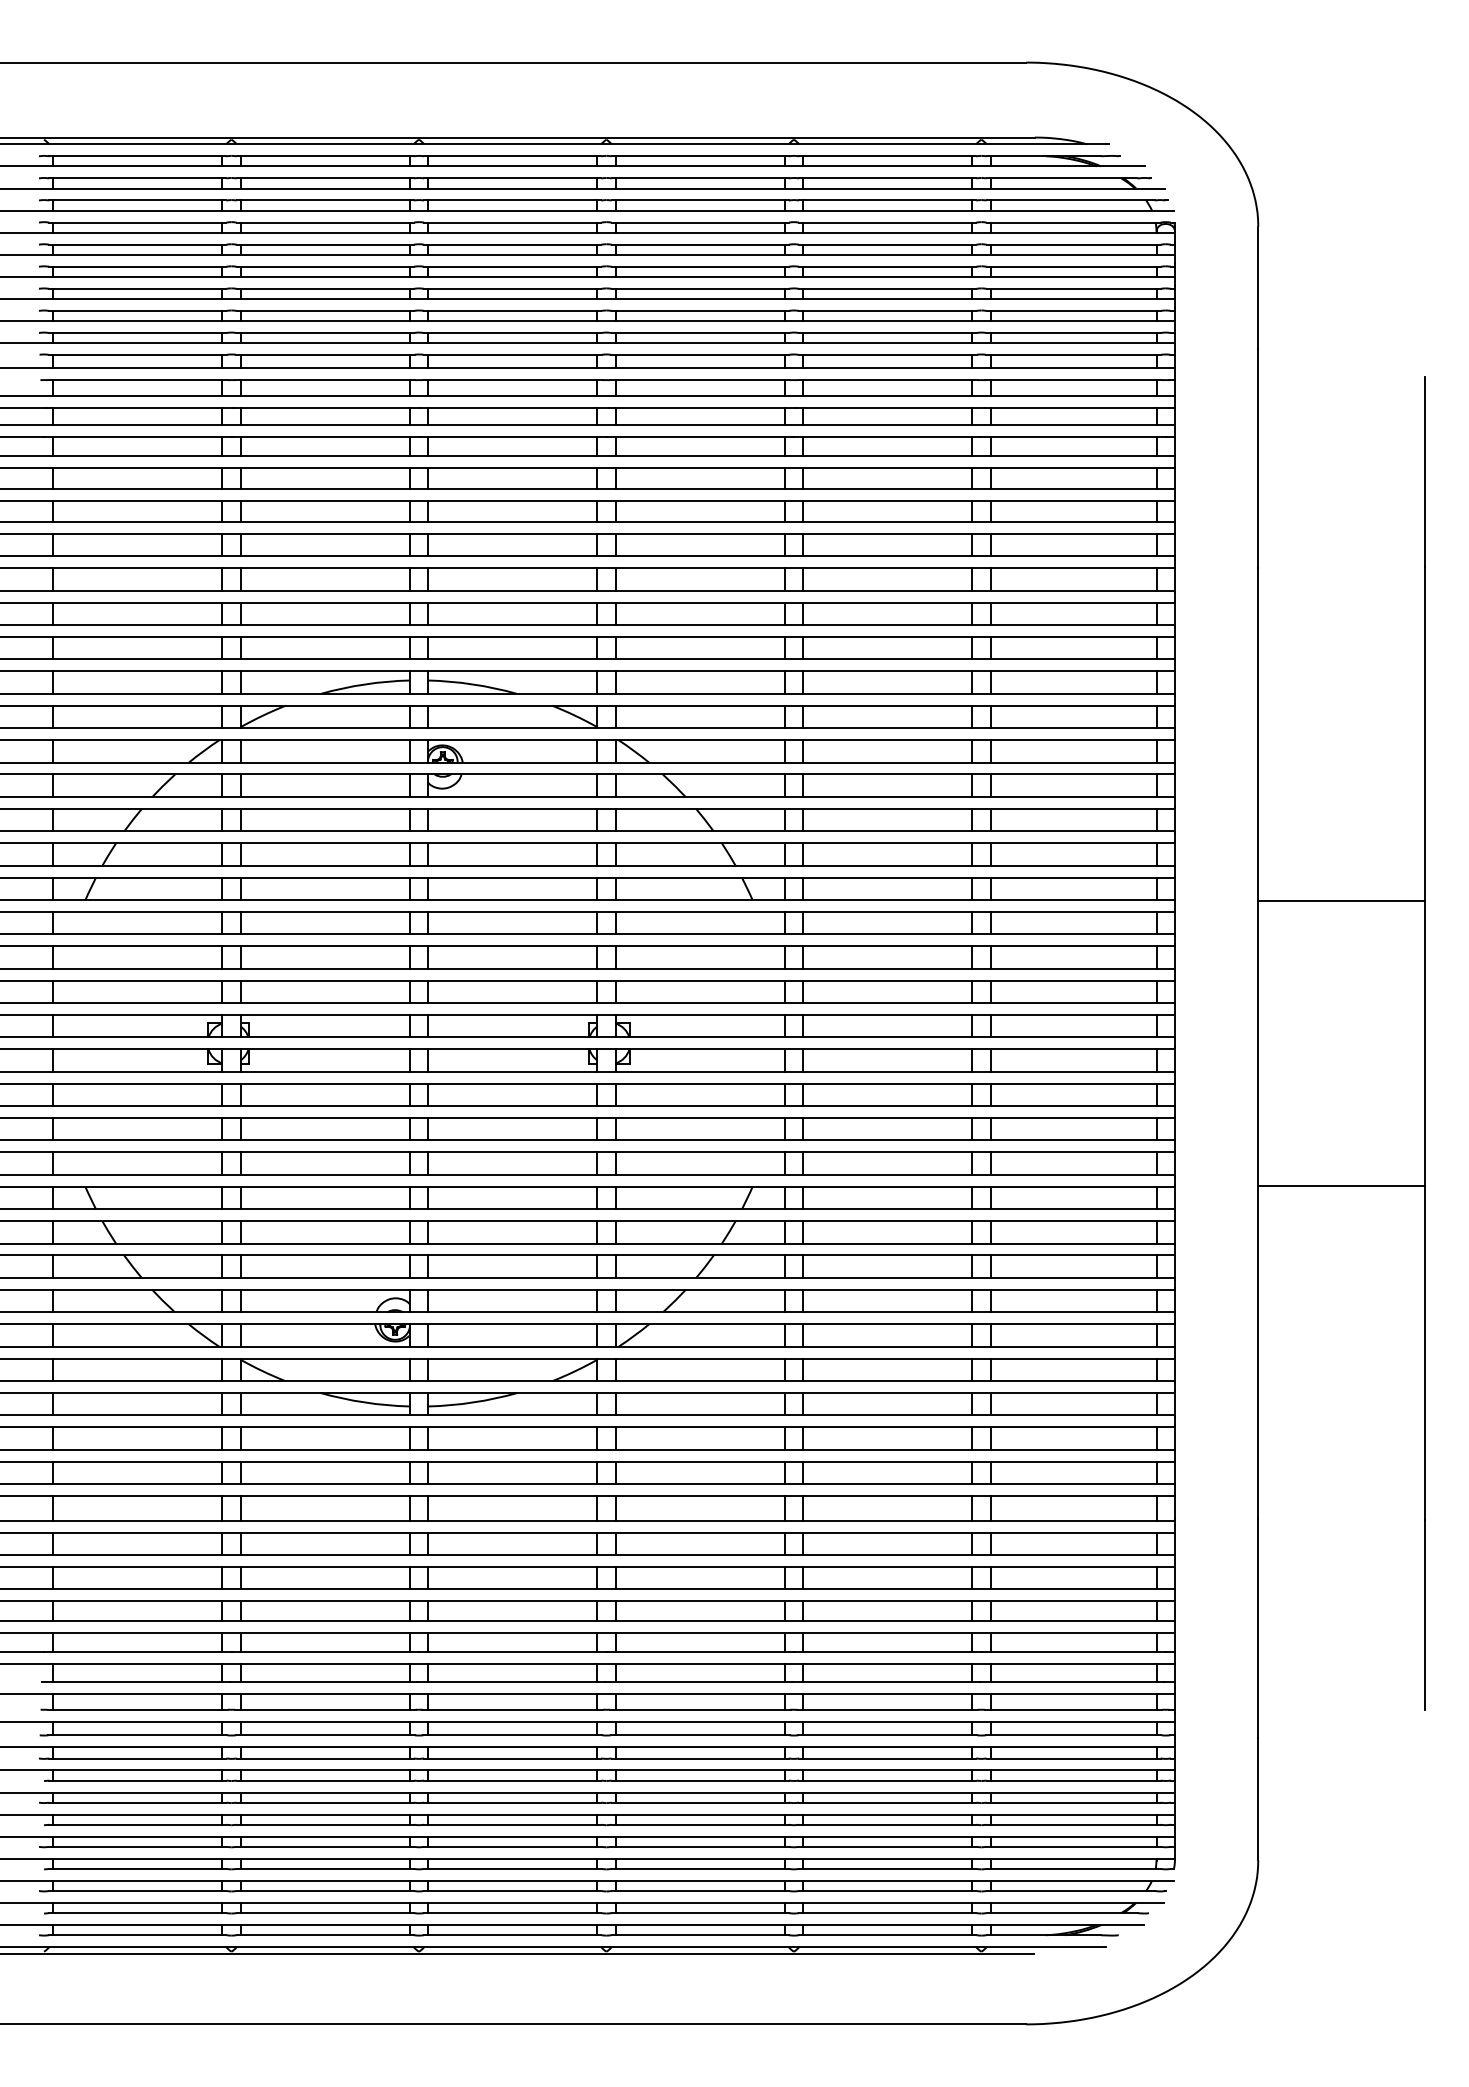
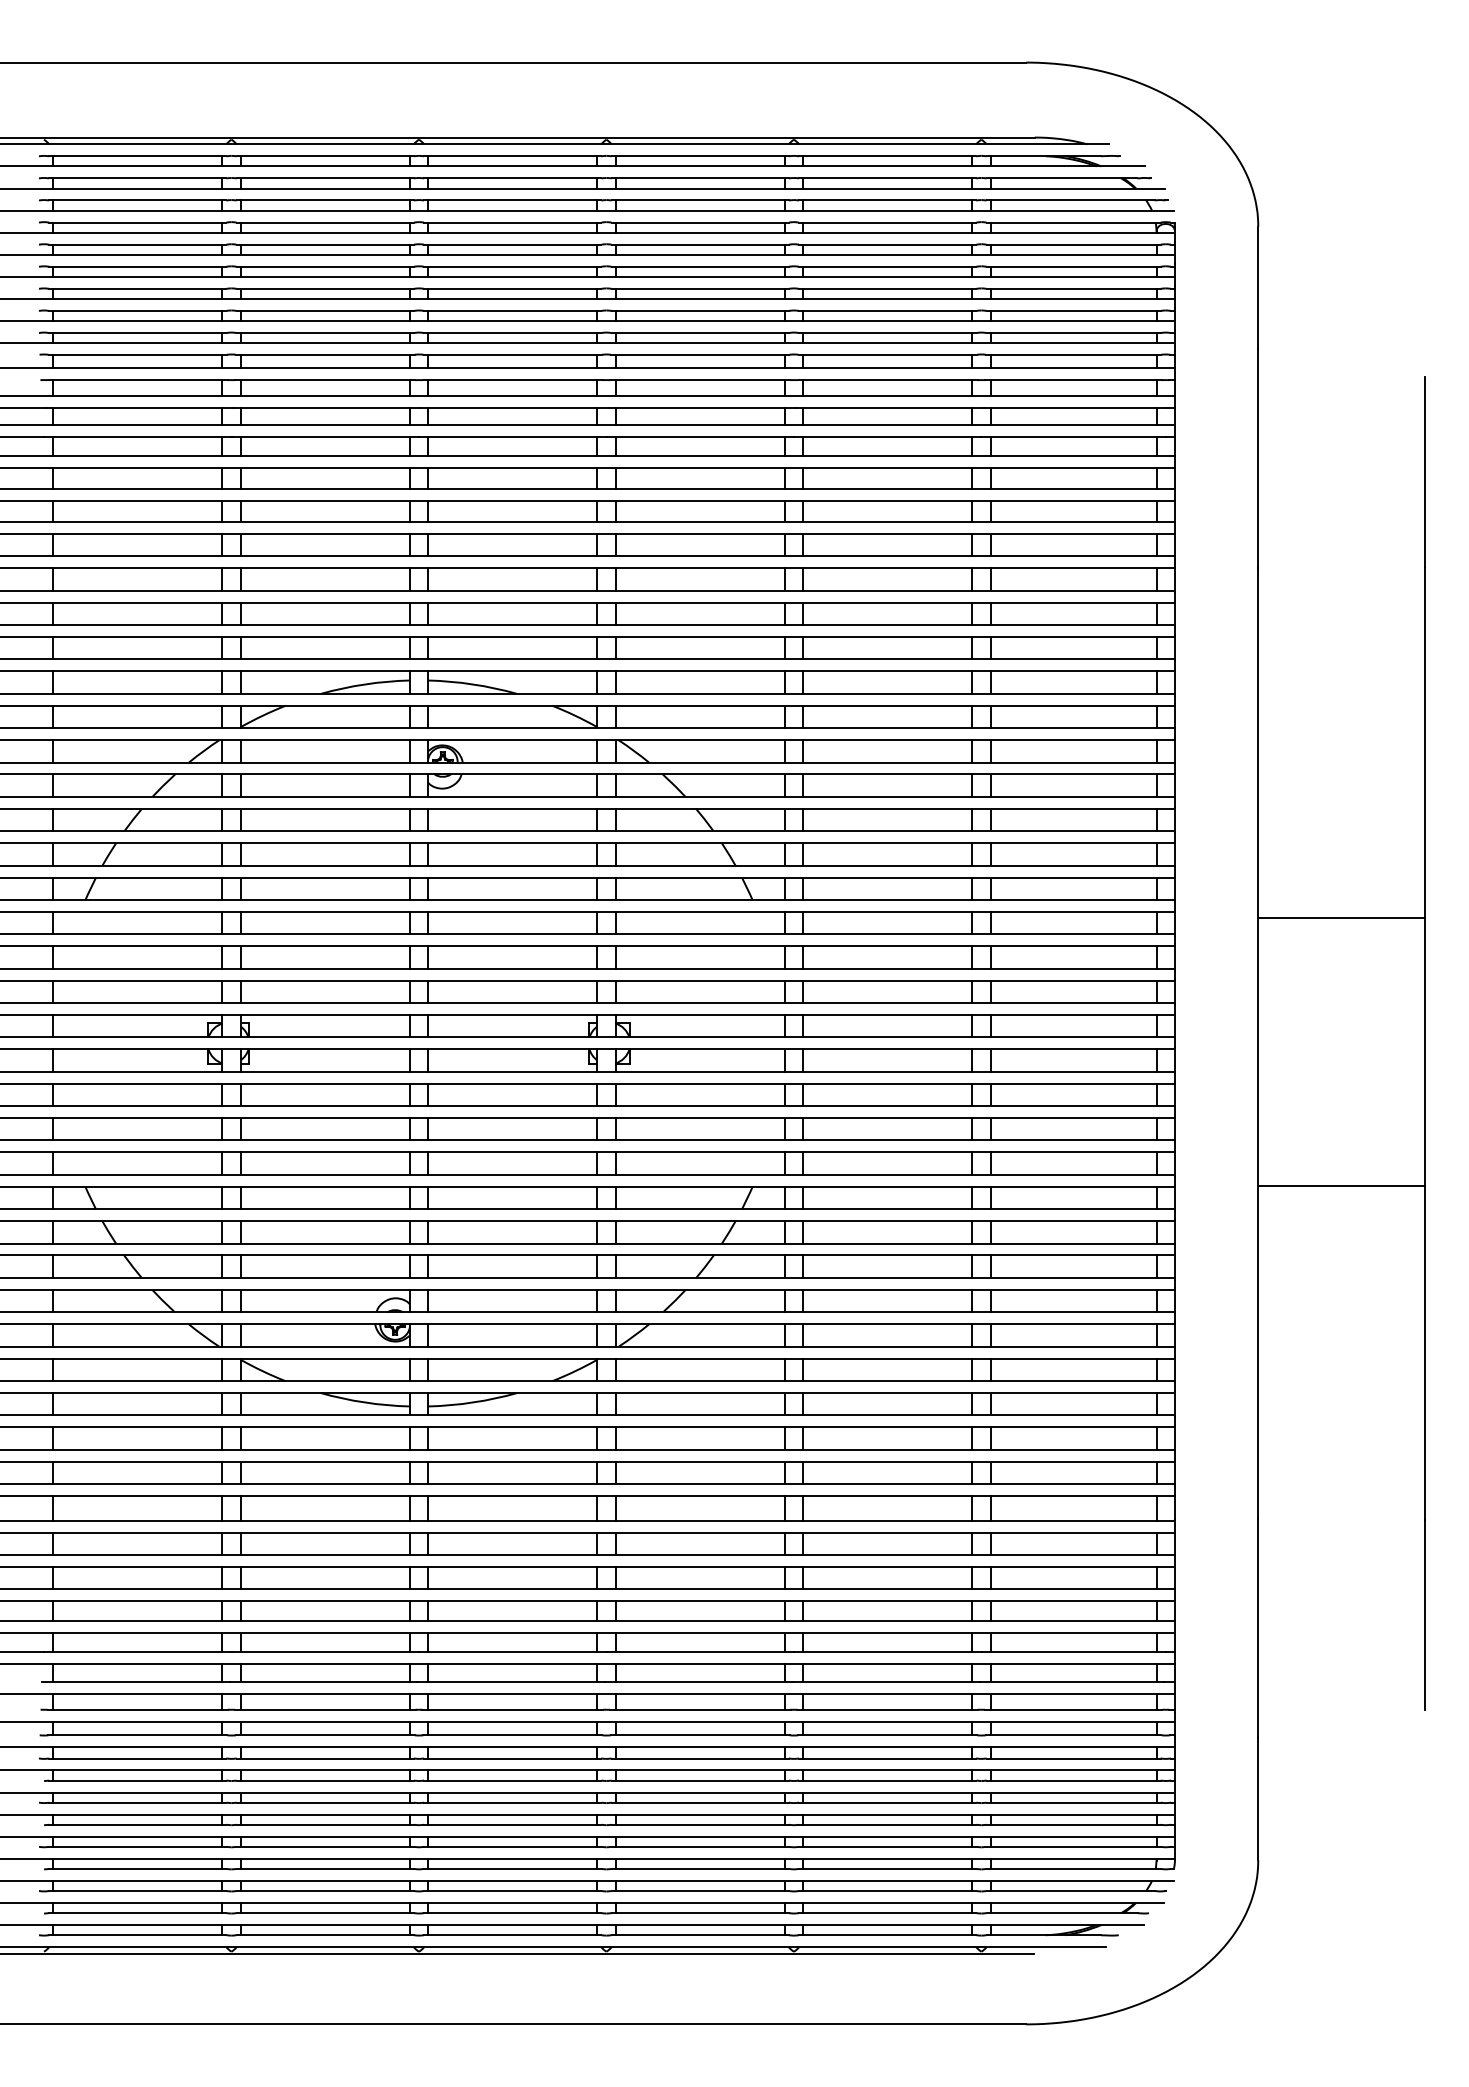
line position: (1341, 900) -> (1341, 917) (1341, 917)
